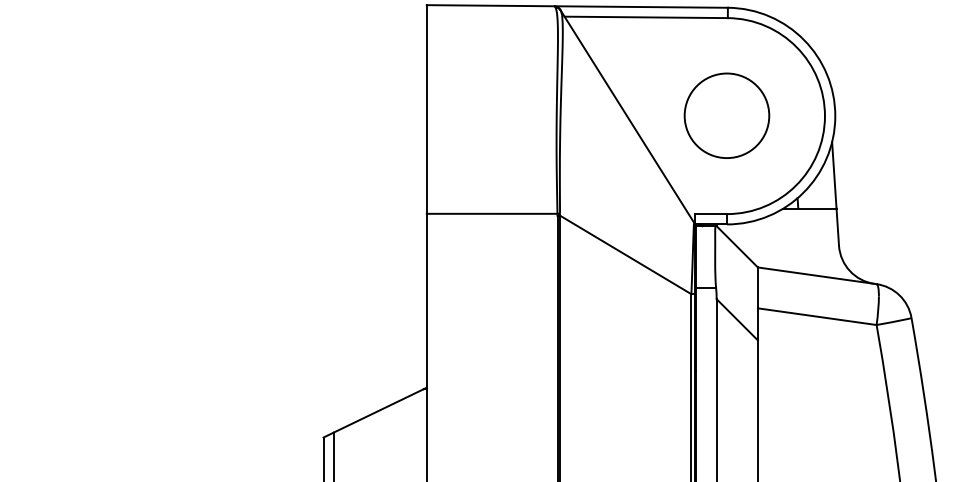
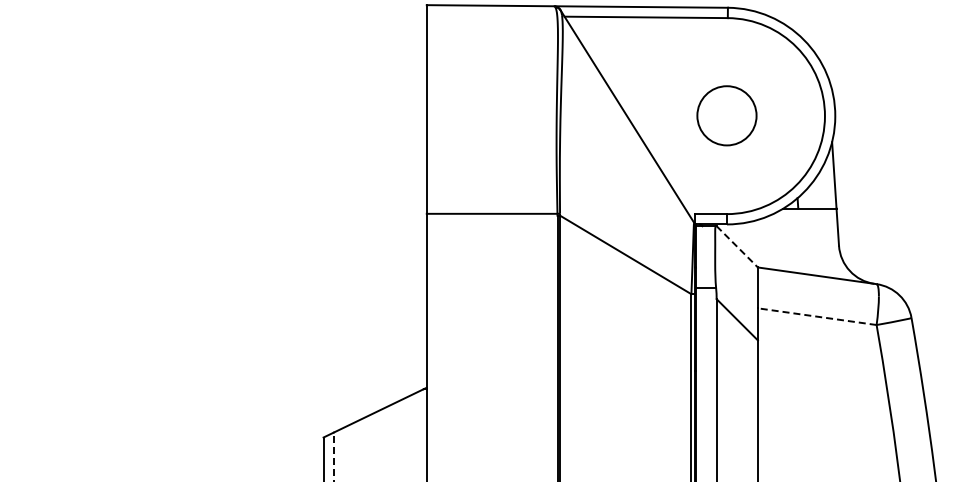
circle diameter: 85 px -> 59 px (726, 115)
line: solid -> dashed (737, 247)
line: solid -> dashed (817, 316)
line: solid -> dashed (333, 456)
